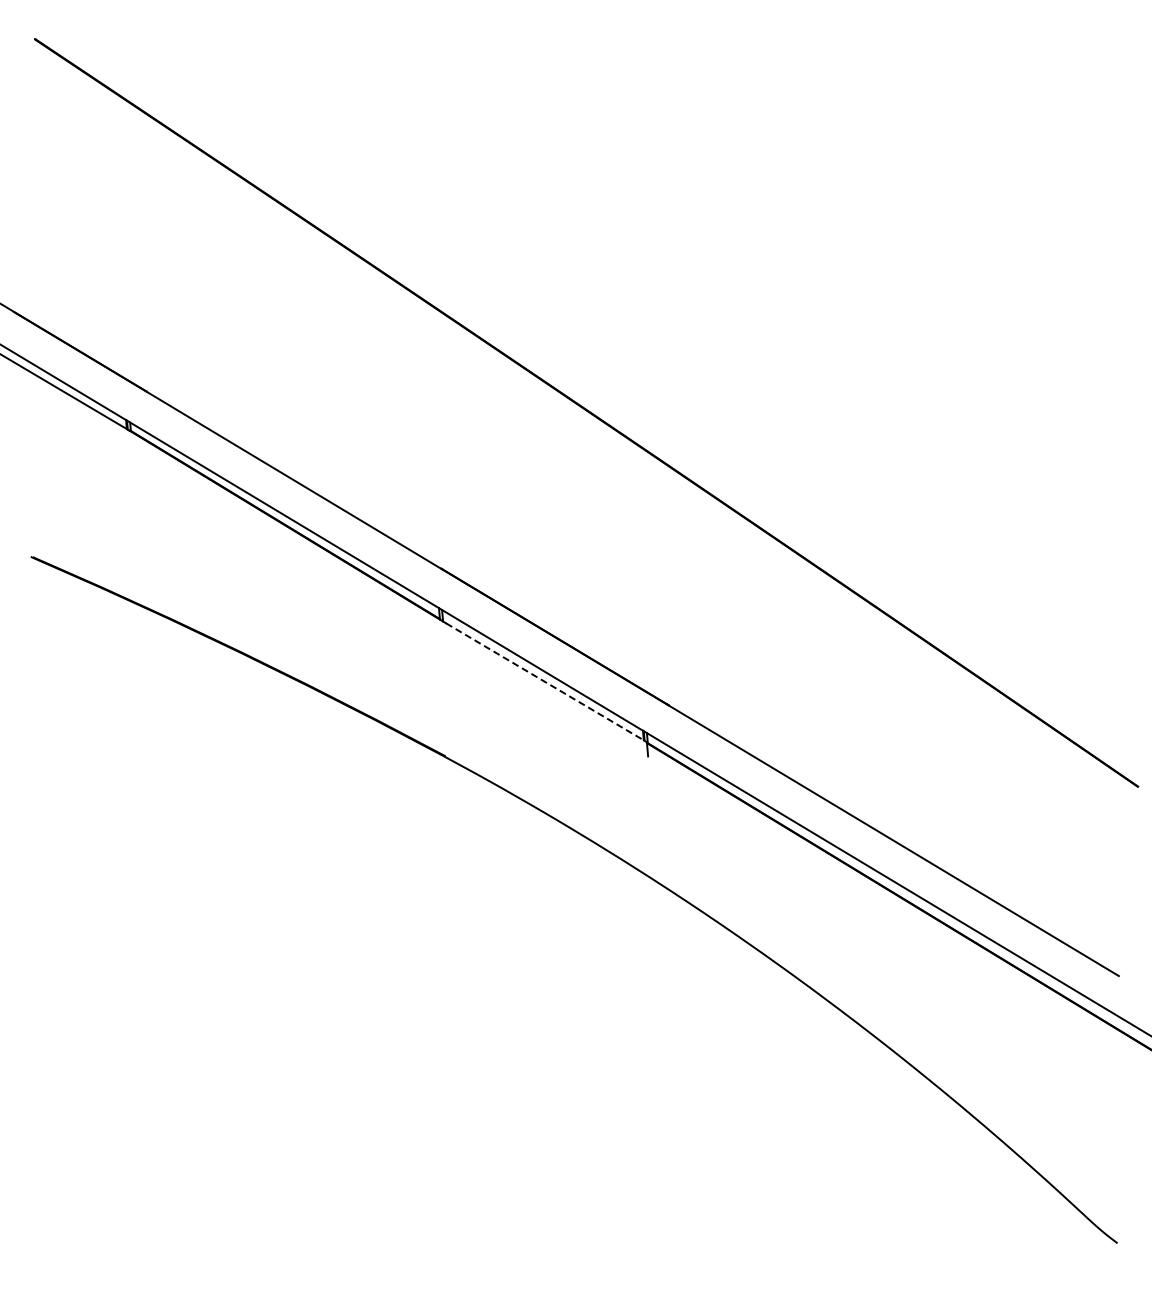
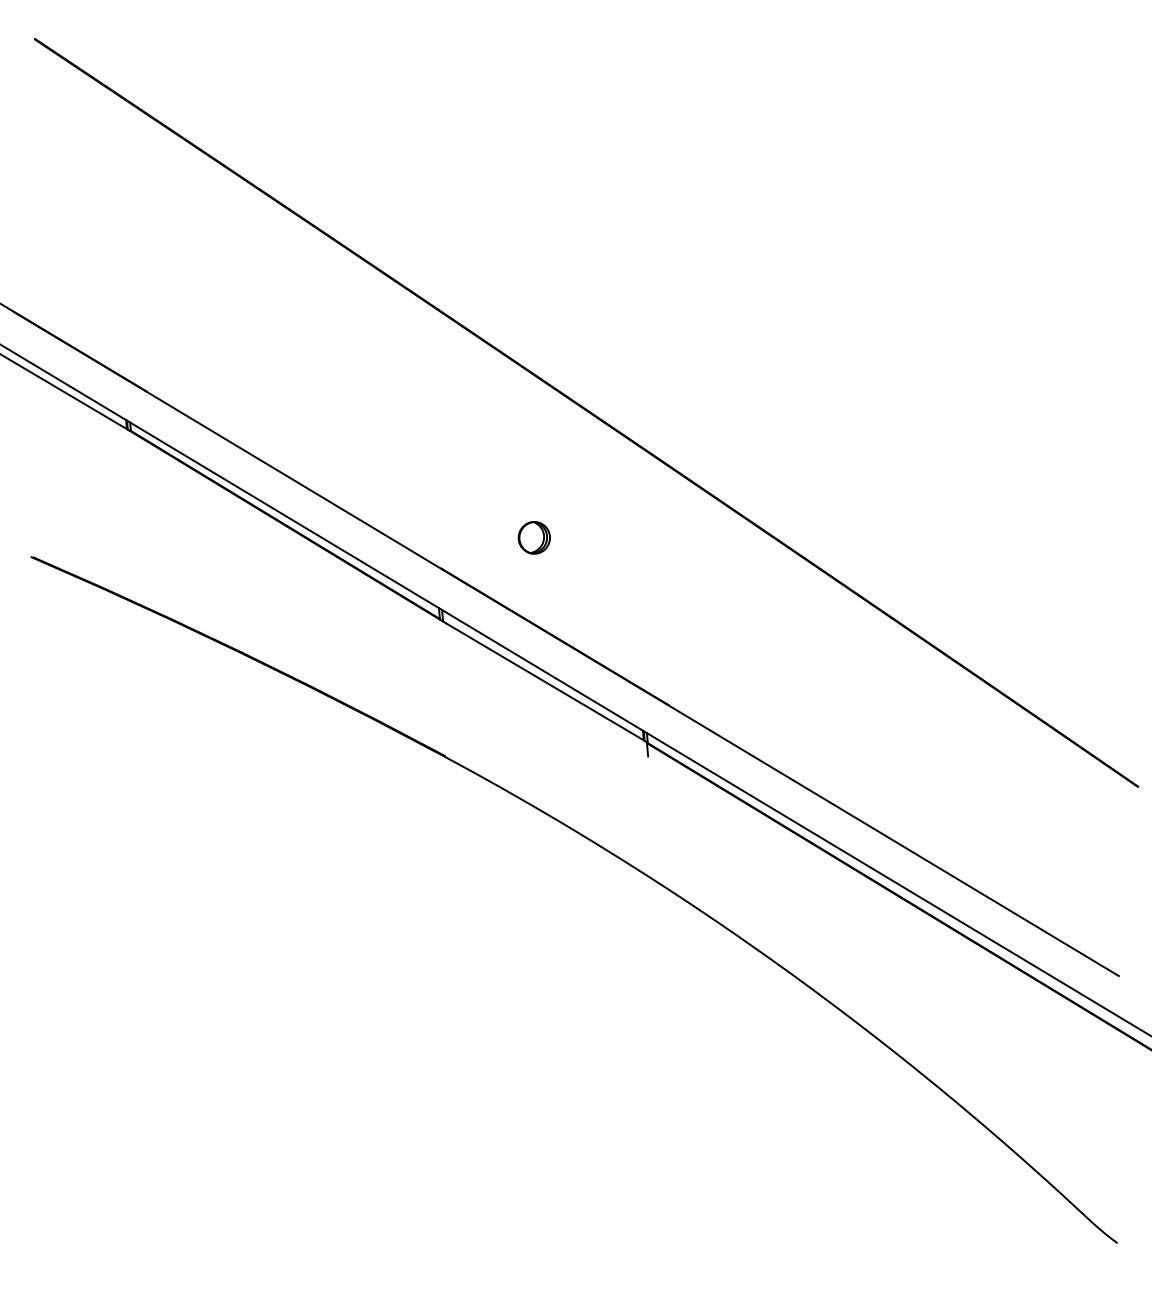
part: none -> present (533, 537)
line: dashed -> solid (546, 682)
